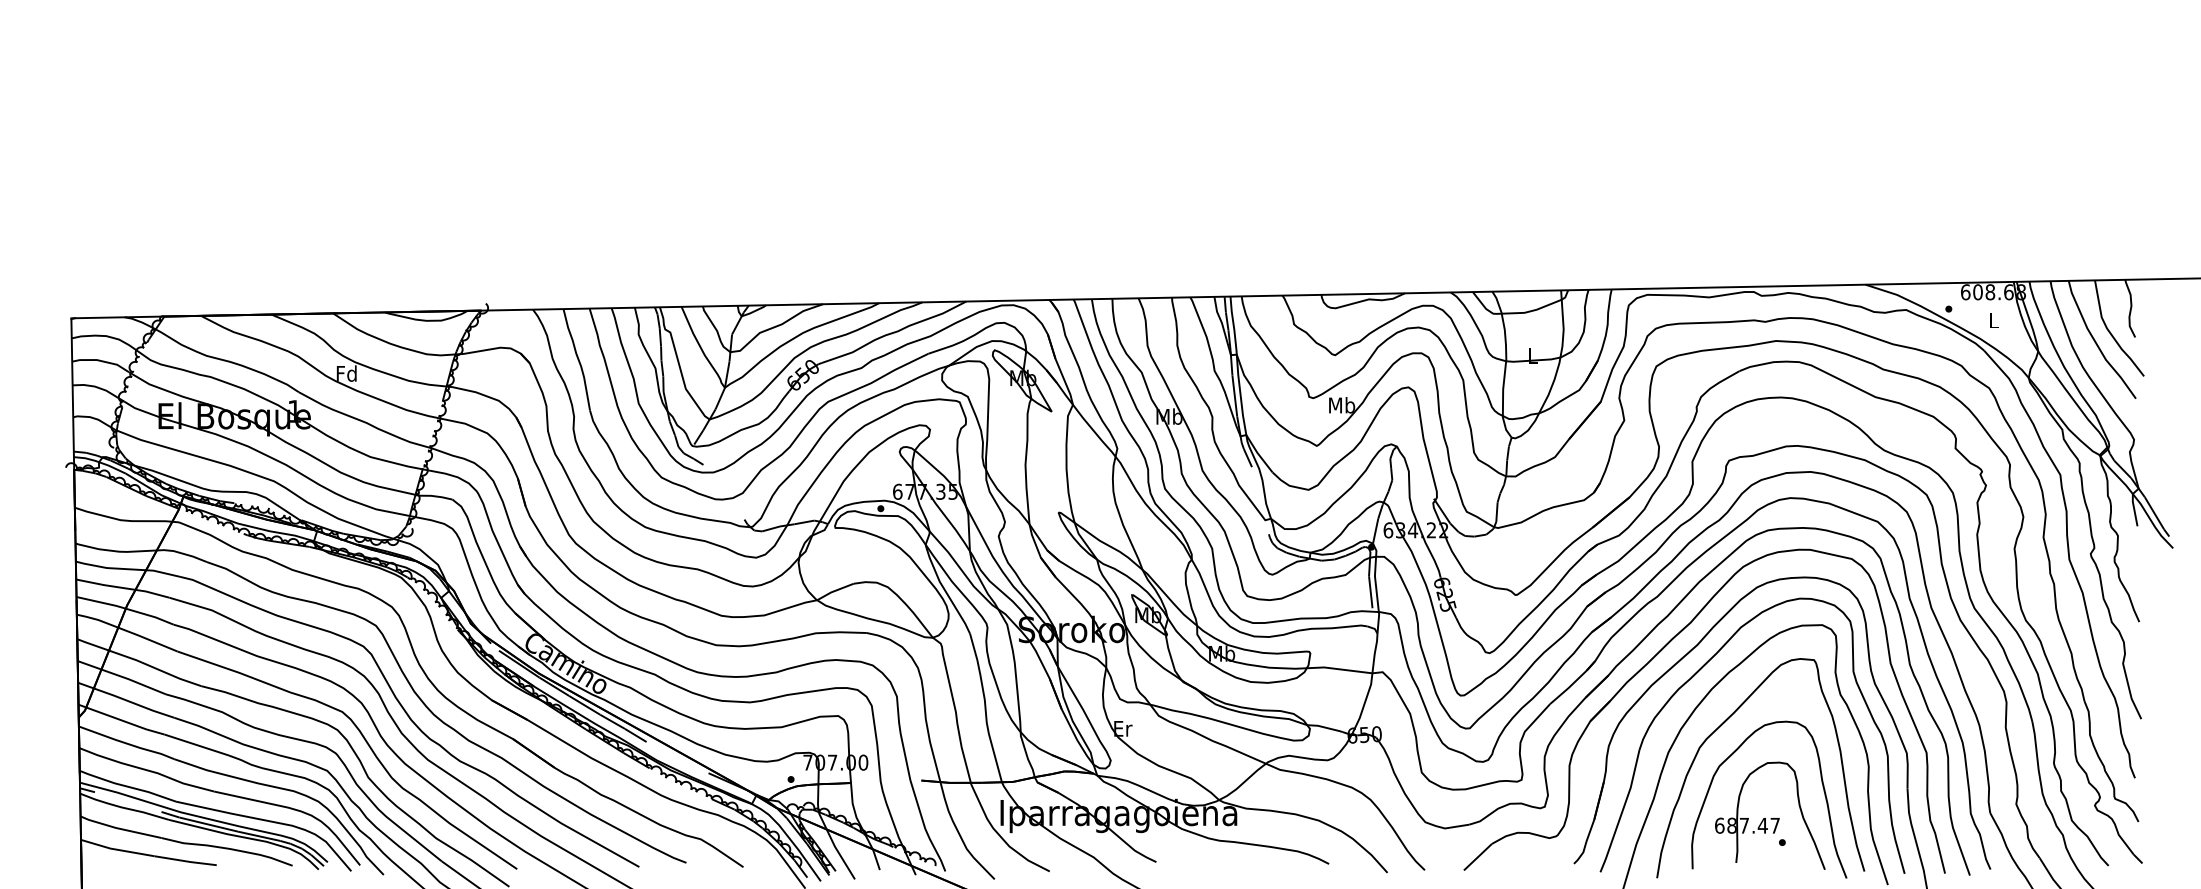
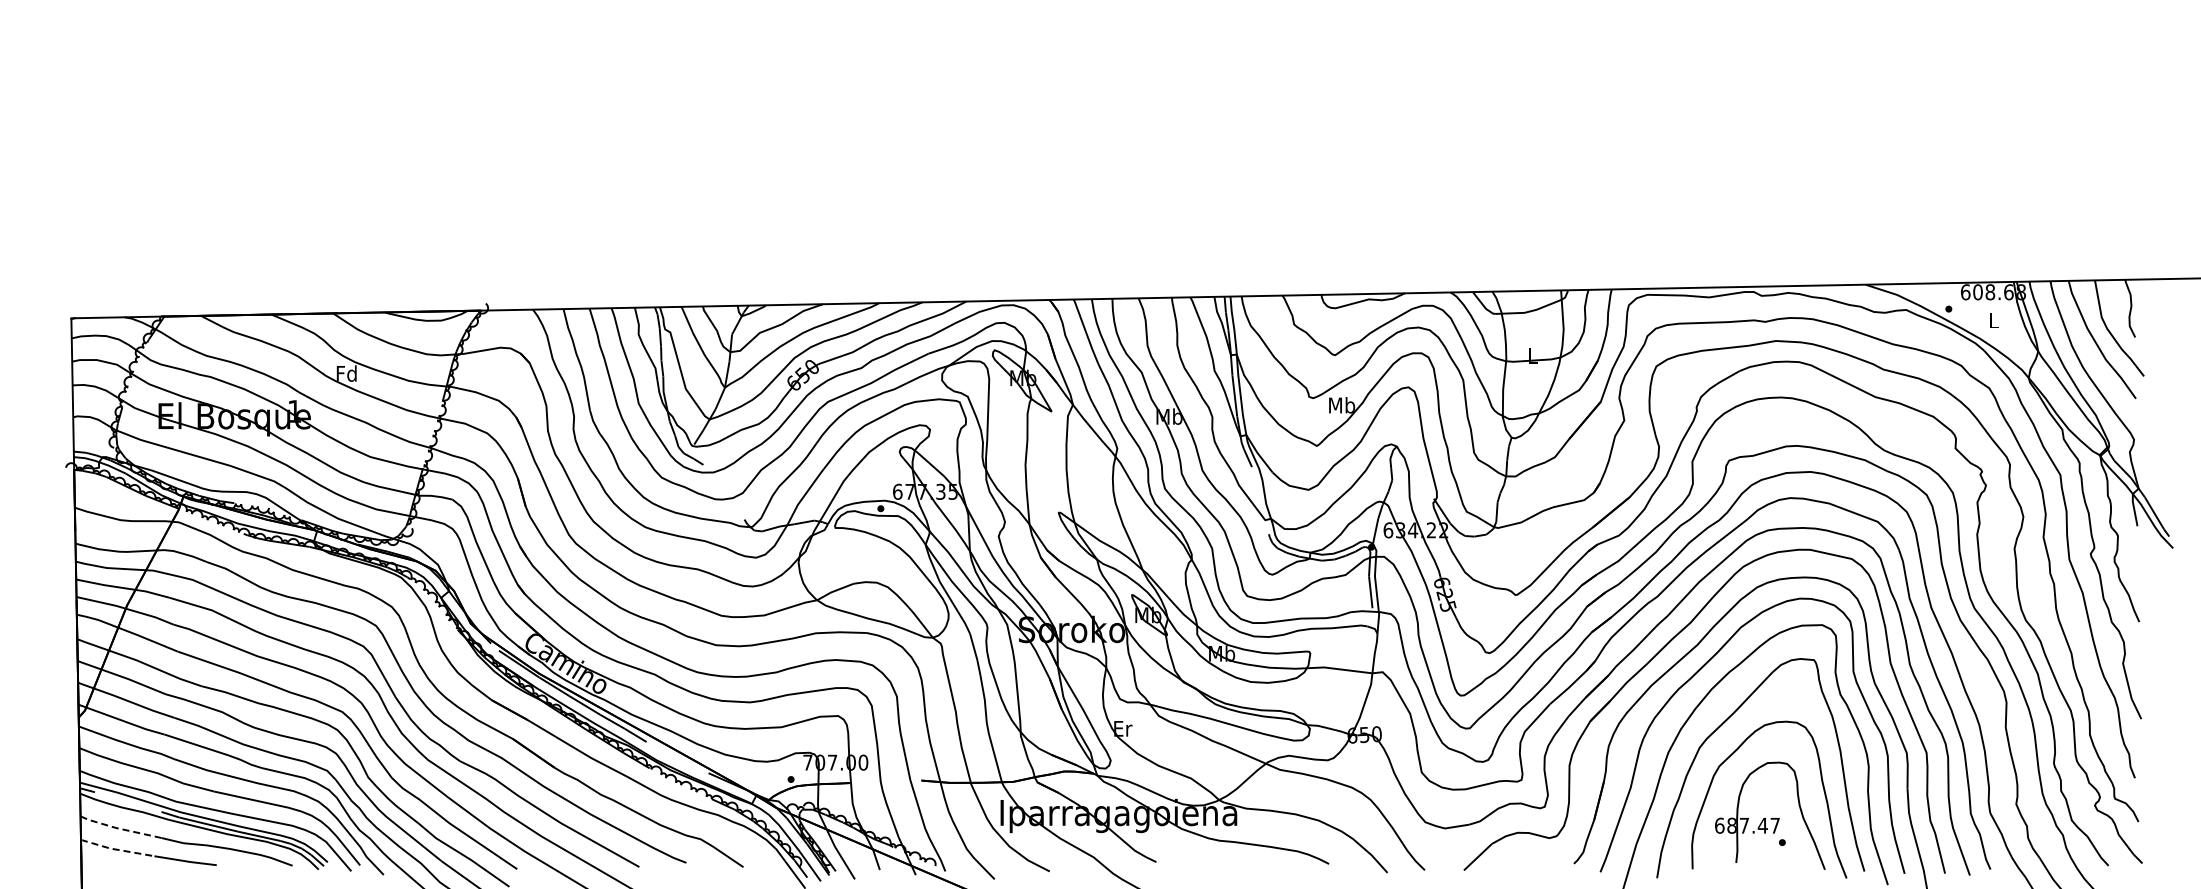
line: solid -> dashed (119, 828)
line: solid -> dashed (116, 849)
